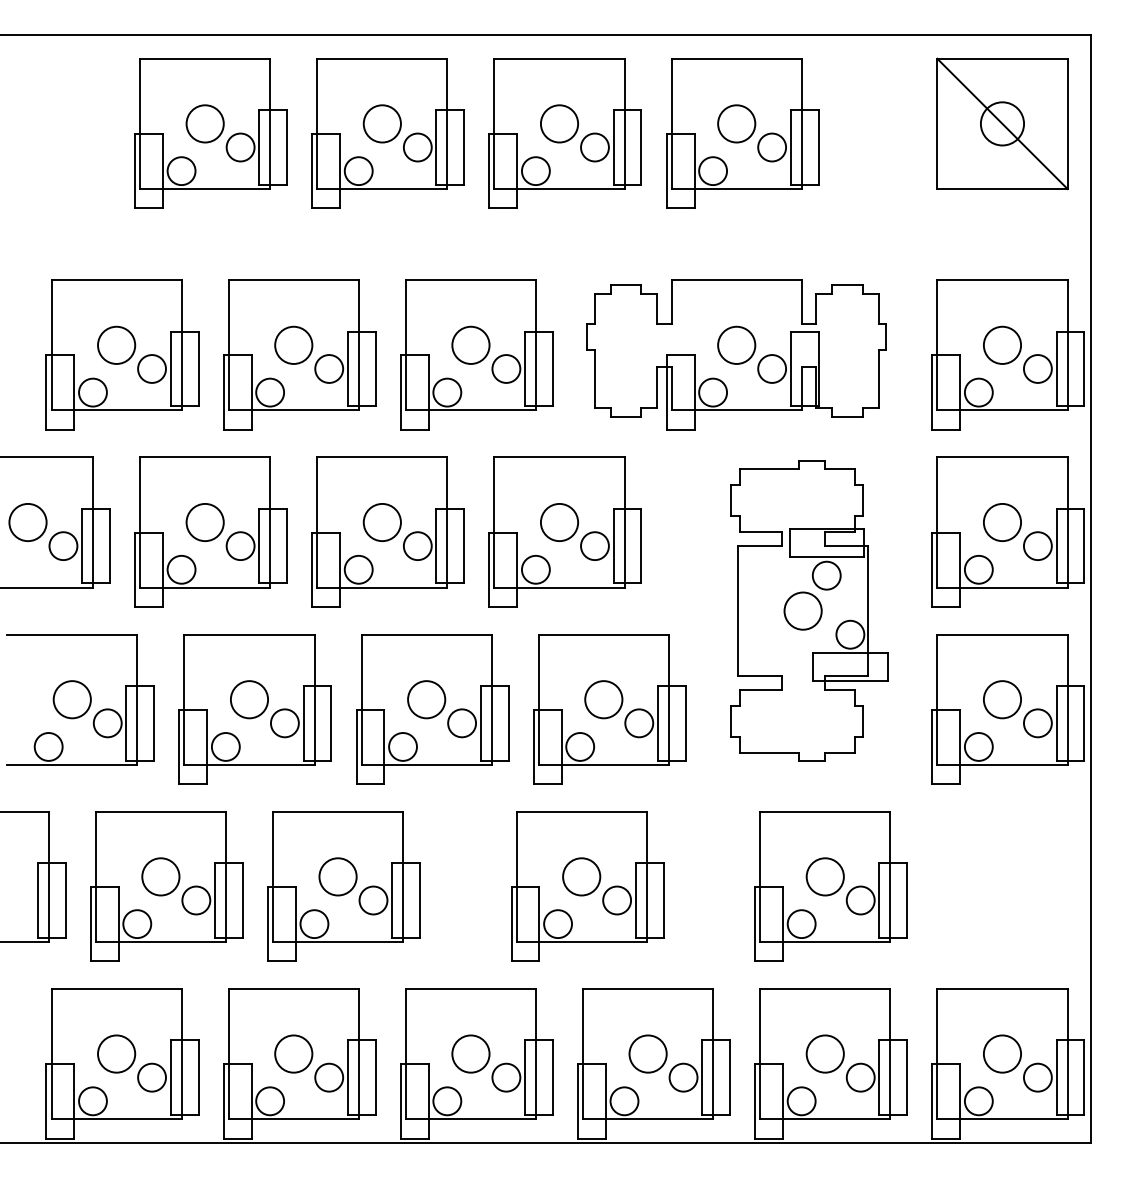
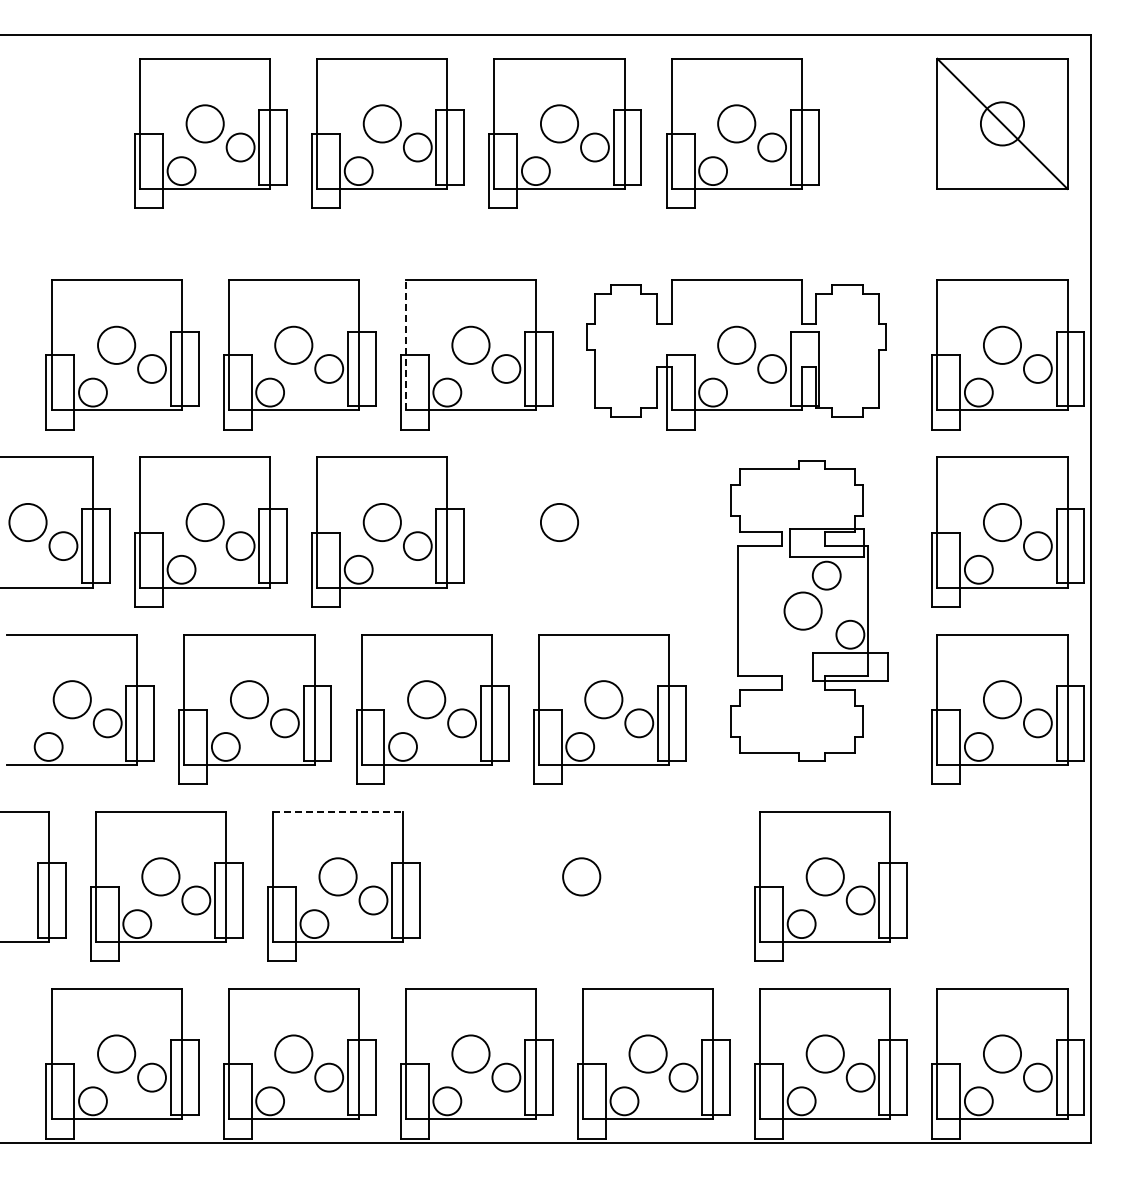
line: solid -> dashed (405, 344)
part: present -> none (564, 531)
line: solid -> dashed (338, 811)
part: present -> none (587, 886)
